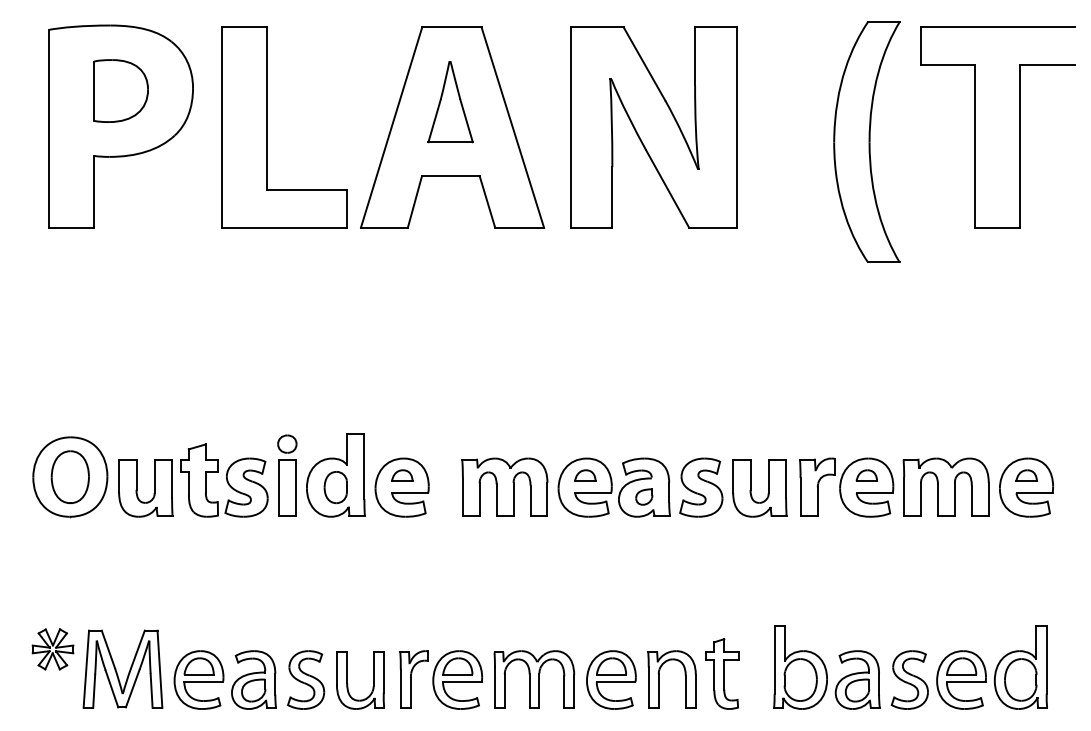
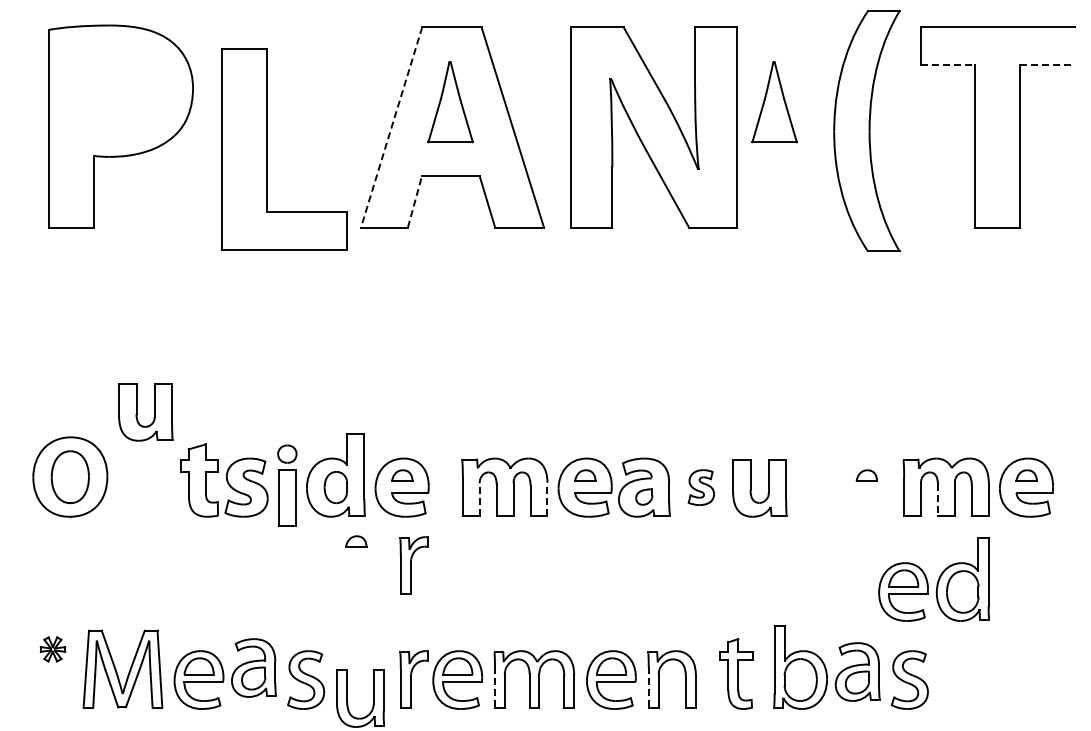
line: solid -> dashed (948, 65)
line: solid -> dashed (1047, 65)
part: present -> none (120, 90)
part: none -> present (774, 102)
part position: (267, 127) -> (267, 149) (267, 149)
line: solid -> dashed (391, 127)
part position: (866, 141) -> (866, 130) (866, 130)
line: solid -> dashed (414, 201)
part position: (287, 475) -> (287, 485) (287, 485)
part size: 45x61 px -> 28x37 px (700, 487)
part: present -> none (846, 487)
part position: (137, 488) -> (137, 412) (137, 412)
line: solid -> dashed (547, 498)
line: solid -> dashed (479, 499)
line: solid -> dashed (937, 500)
part: none -> present (356, 541)
part: none -> present (413, 565)
part size: 44x43 px -> 28x27 px (52, 649)
part position: (991, 667) -> (933, 579) (933, 579)
part position: (722, 673) -> (736, 673) (736, 673)
part position: (253, 679) -> (253, 667) (253, 667)
part position: (857, 679) -> (857, 671) (857, 671)
part position: (348, 683) -> (348, 701) (348, 701)
line: solid -> dashed (495, 688)
line: solid -> dashed (648, 688)
